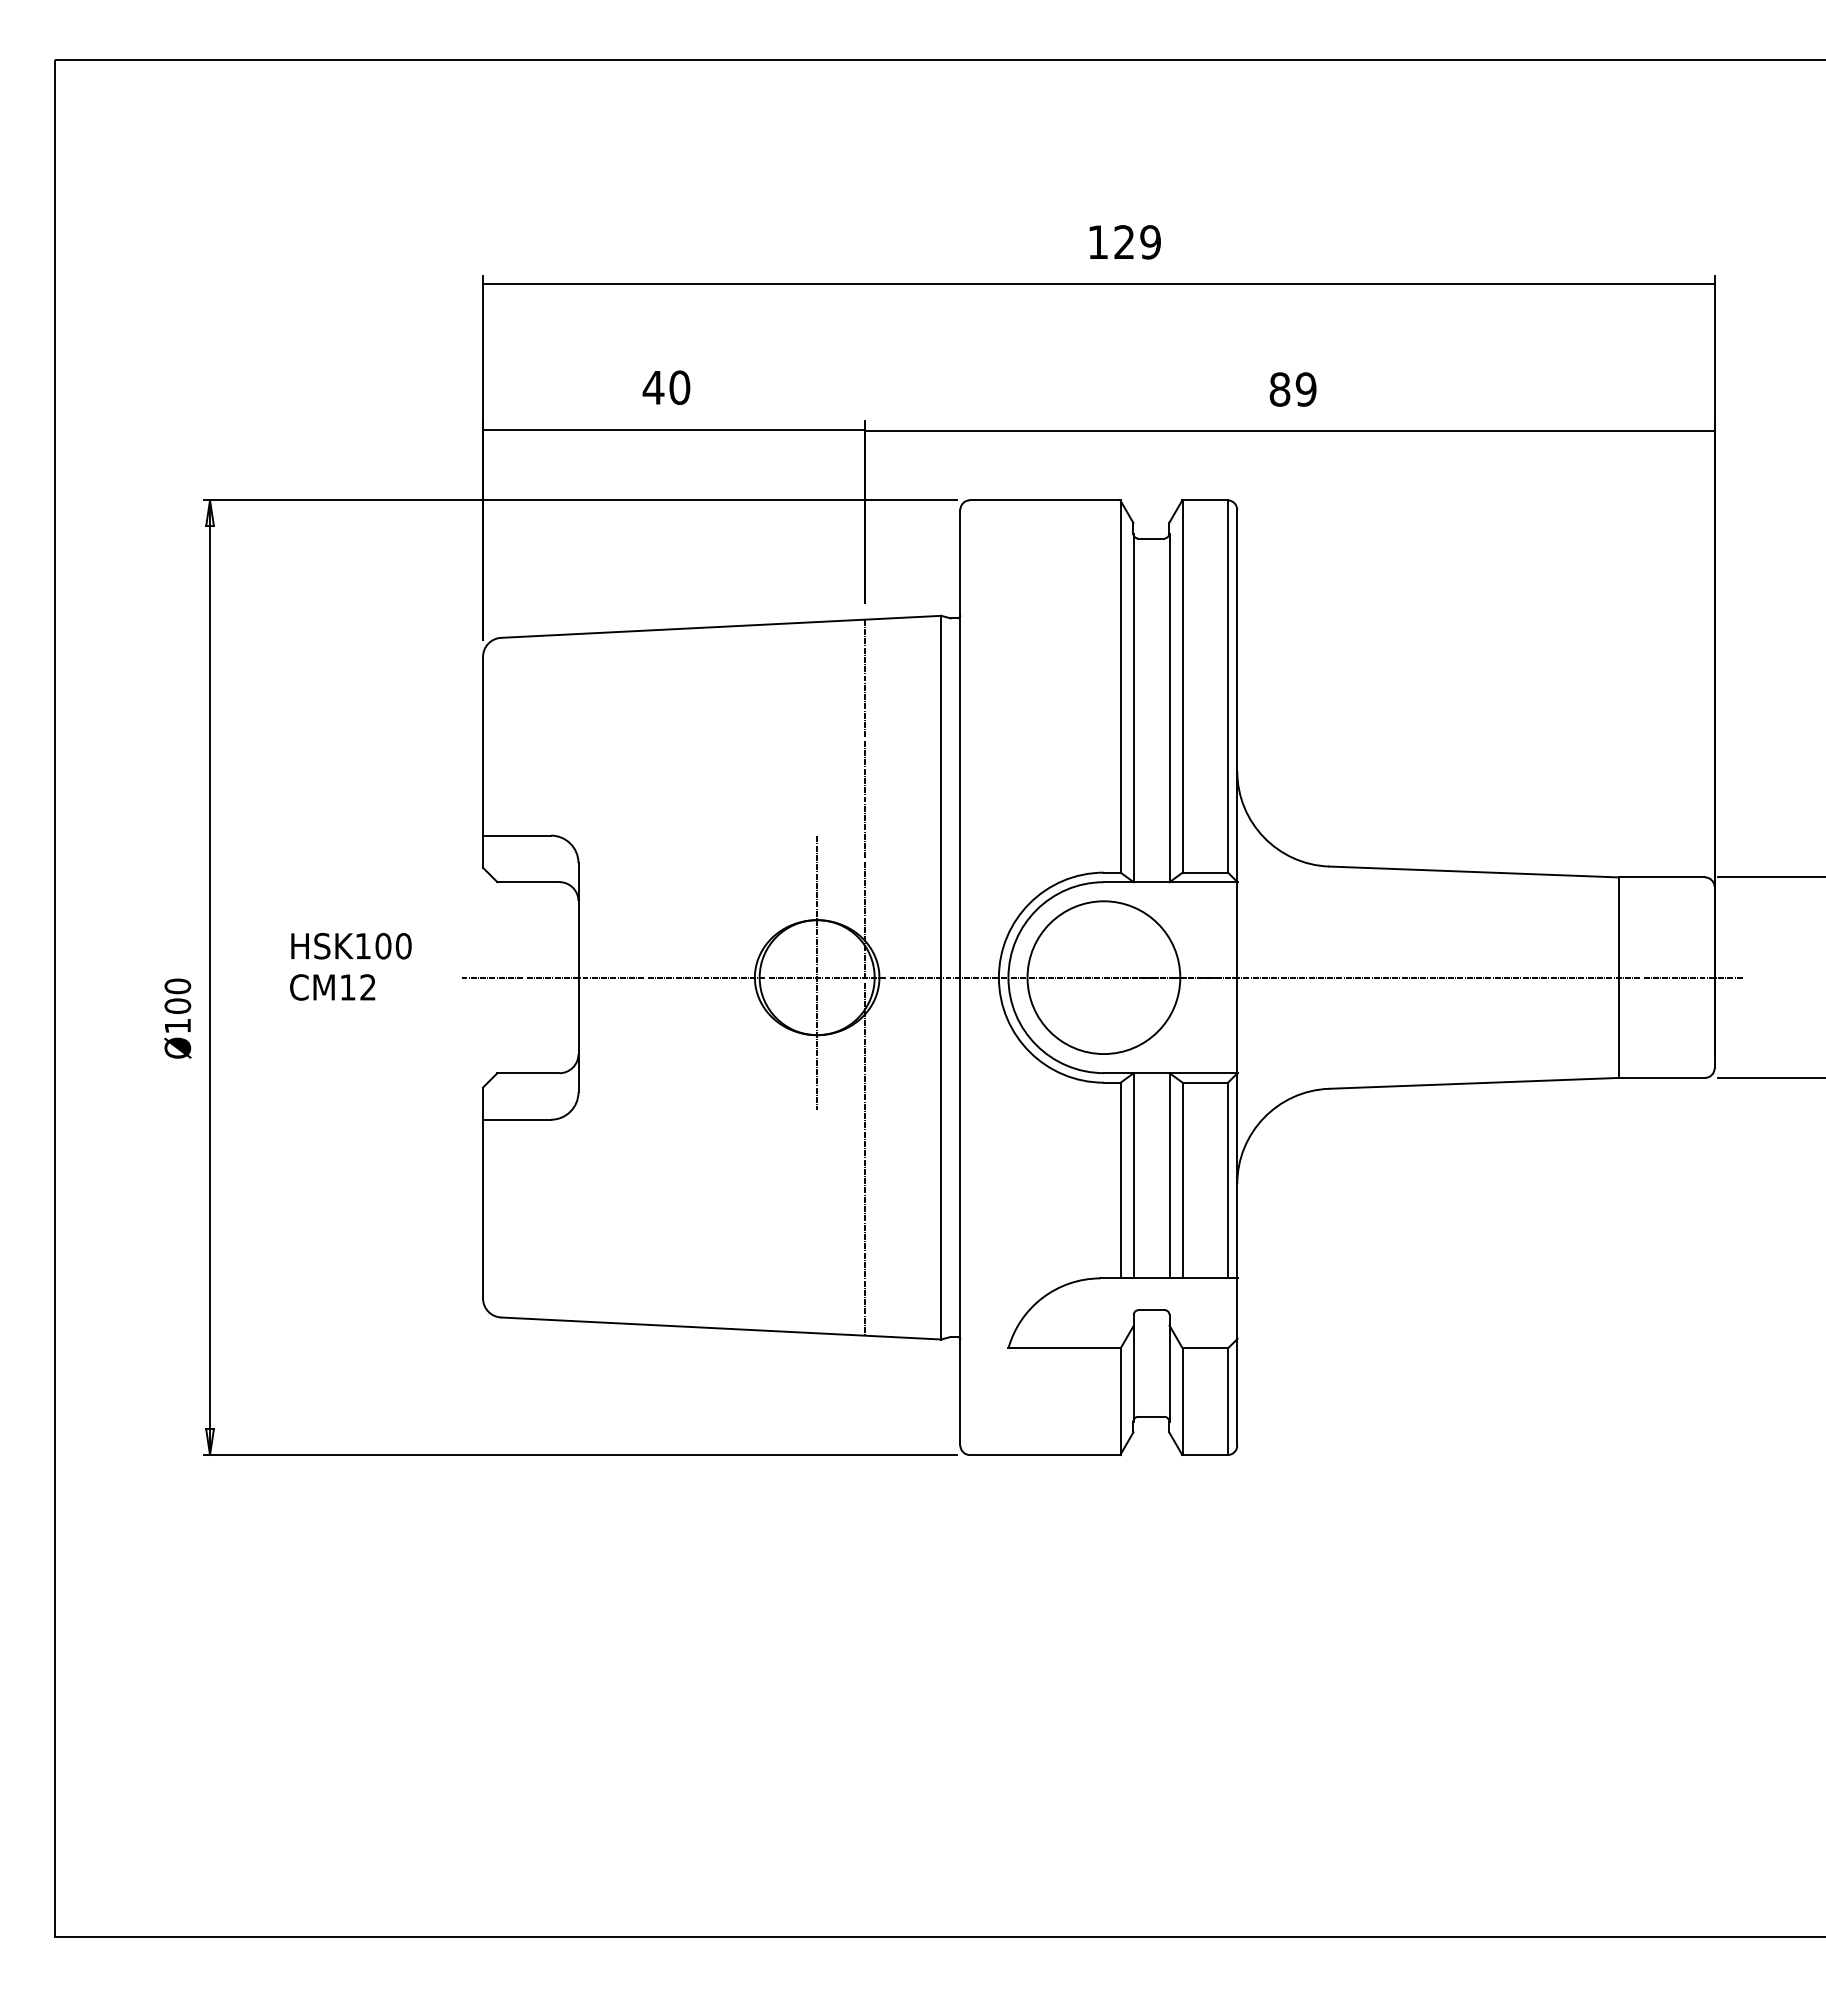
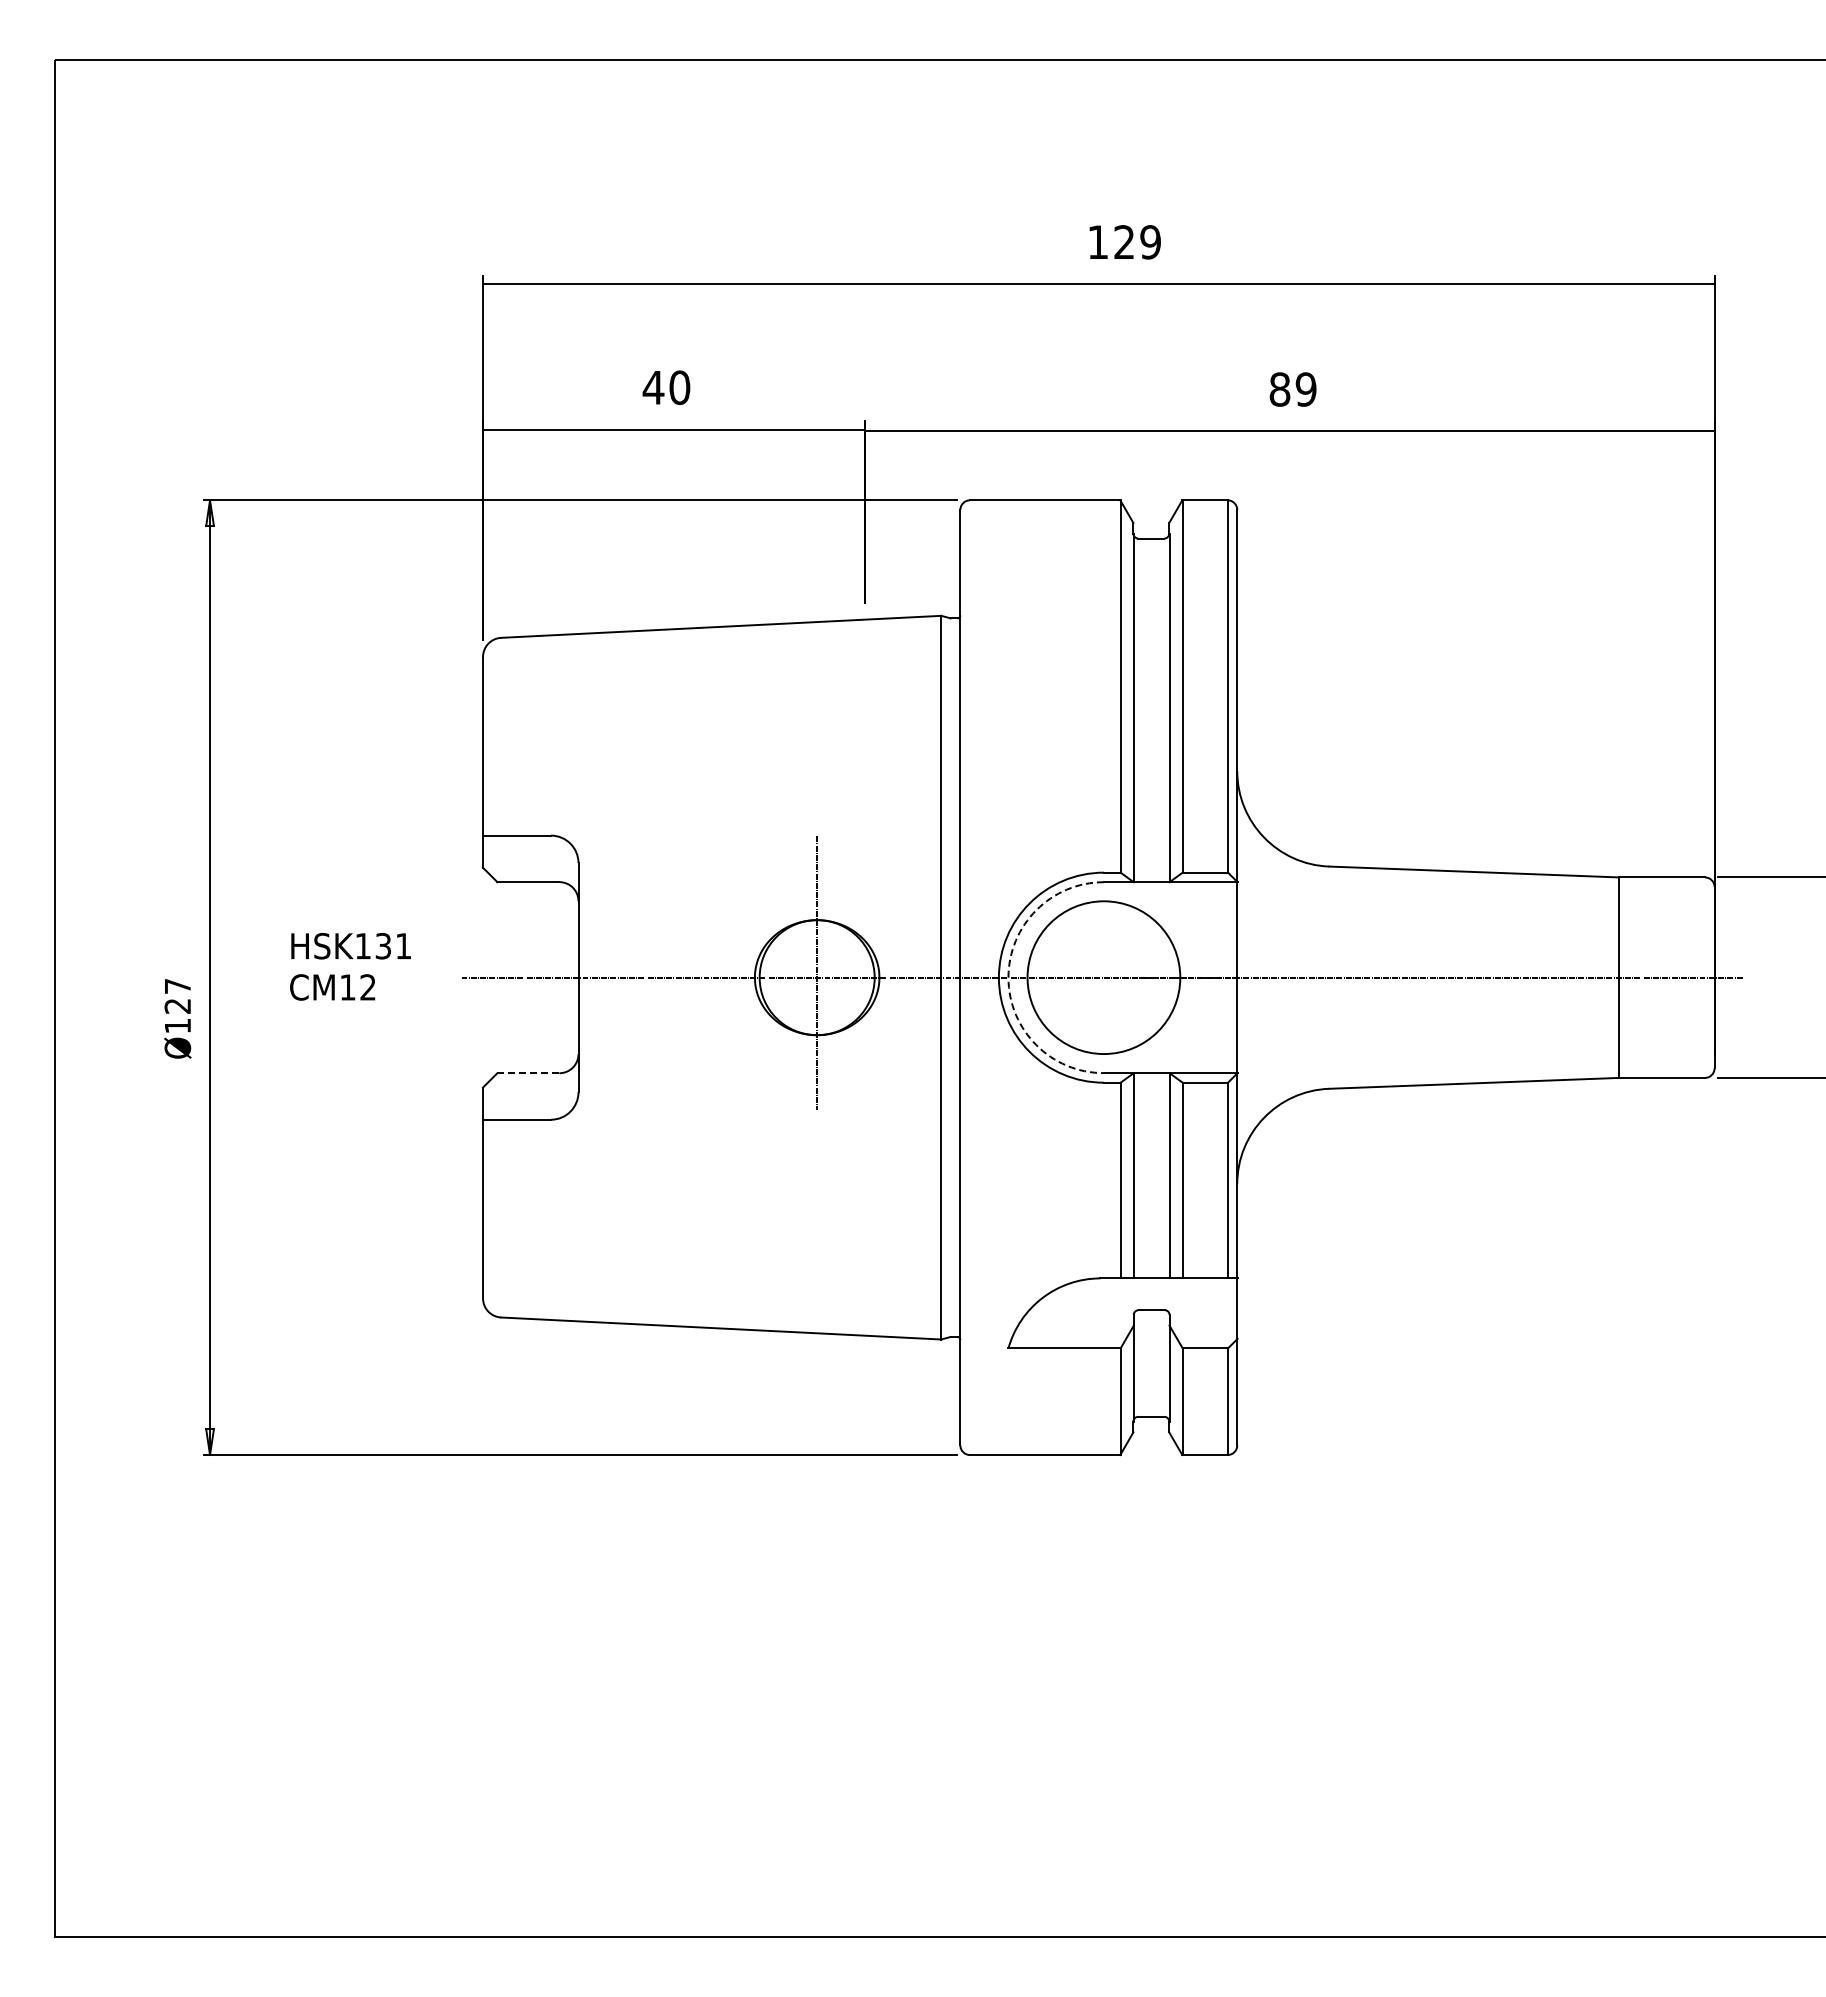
text: HSK100 -> HSK131 (393, 946)
line: present -> none (864, 977)
arc: solid -> dashed (1008, 977)
text: Ø100 -> Ø127 (177, 995)
line: solid -> dashed (528, 1073)
